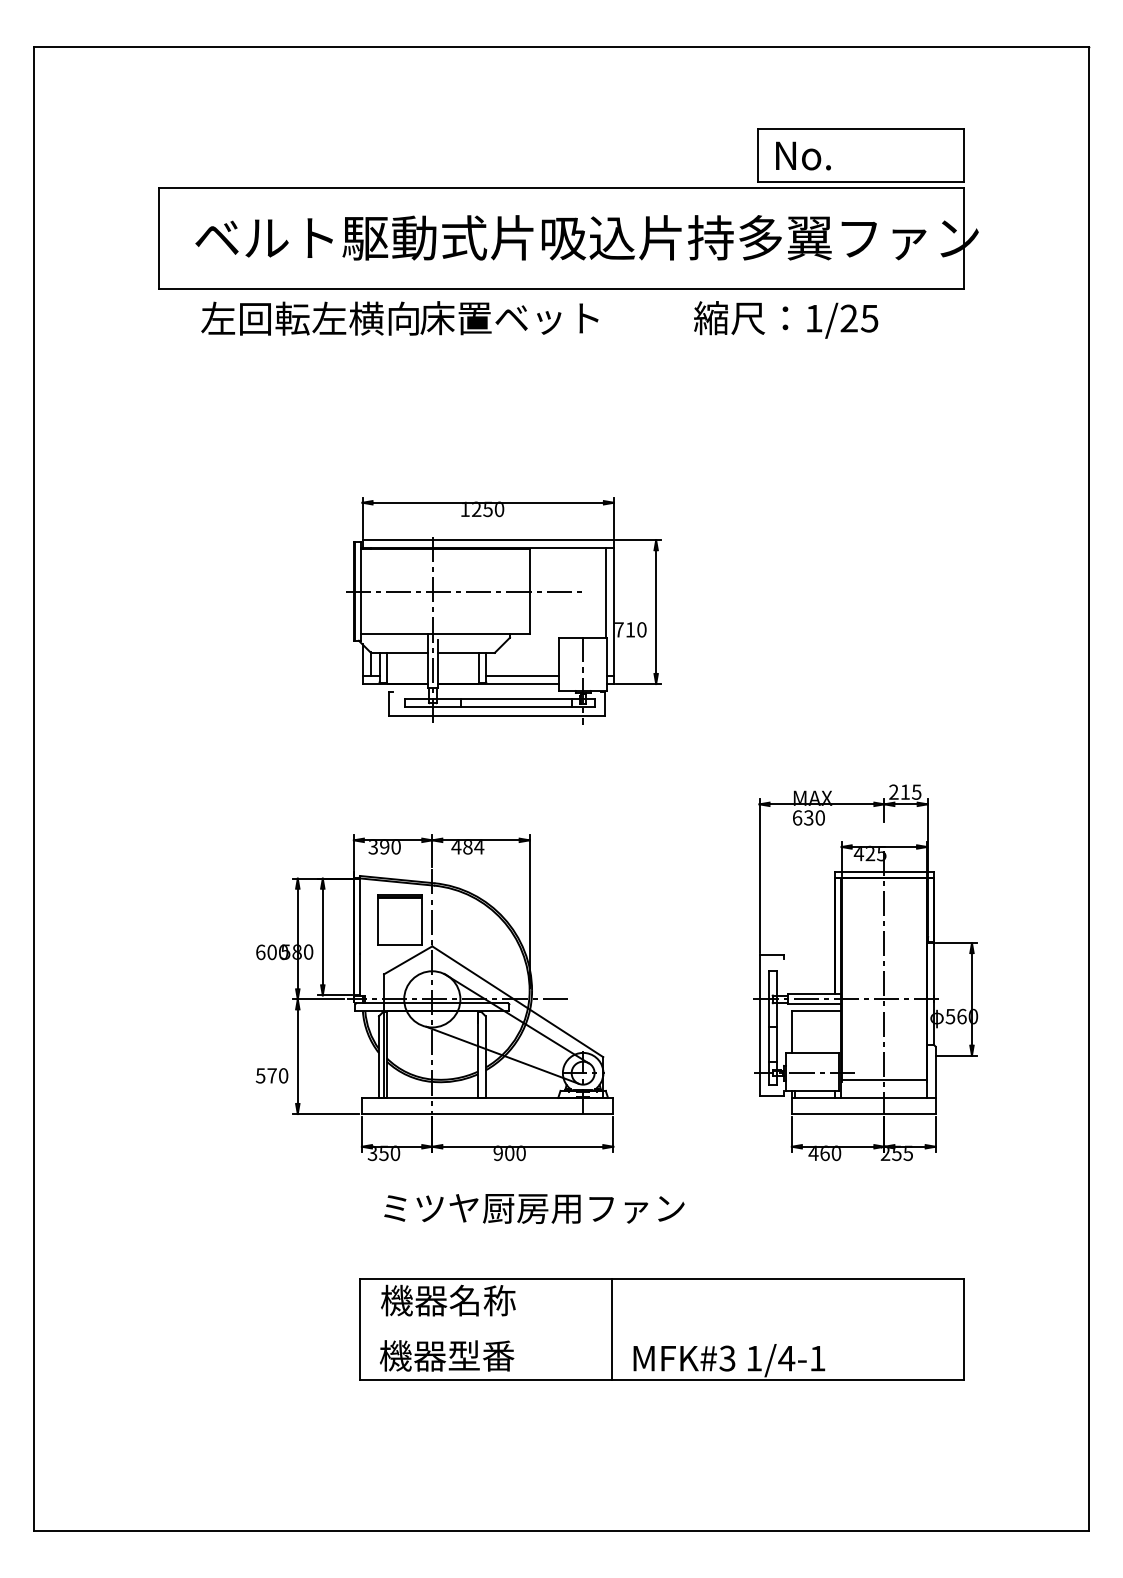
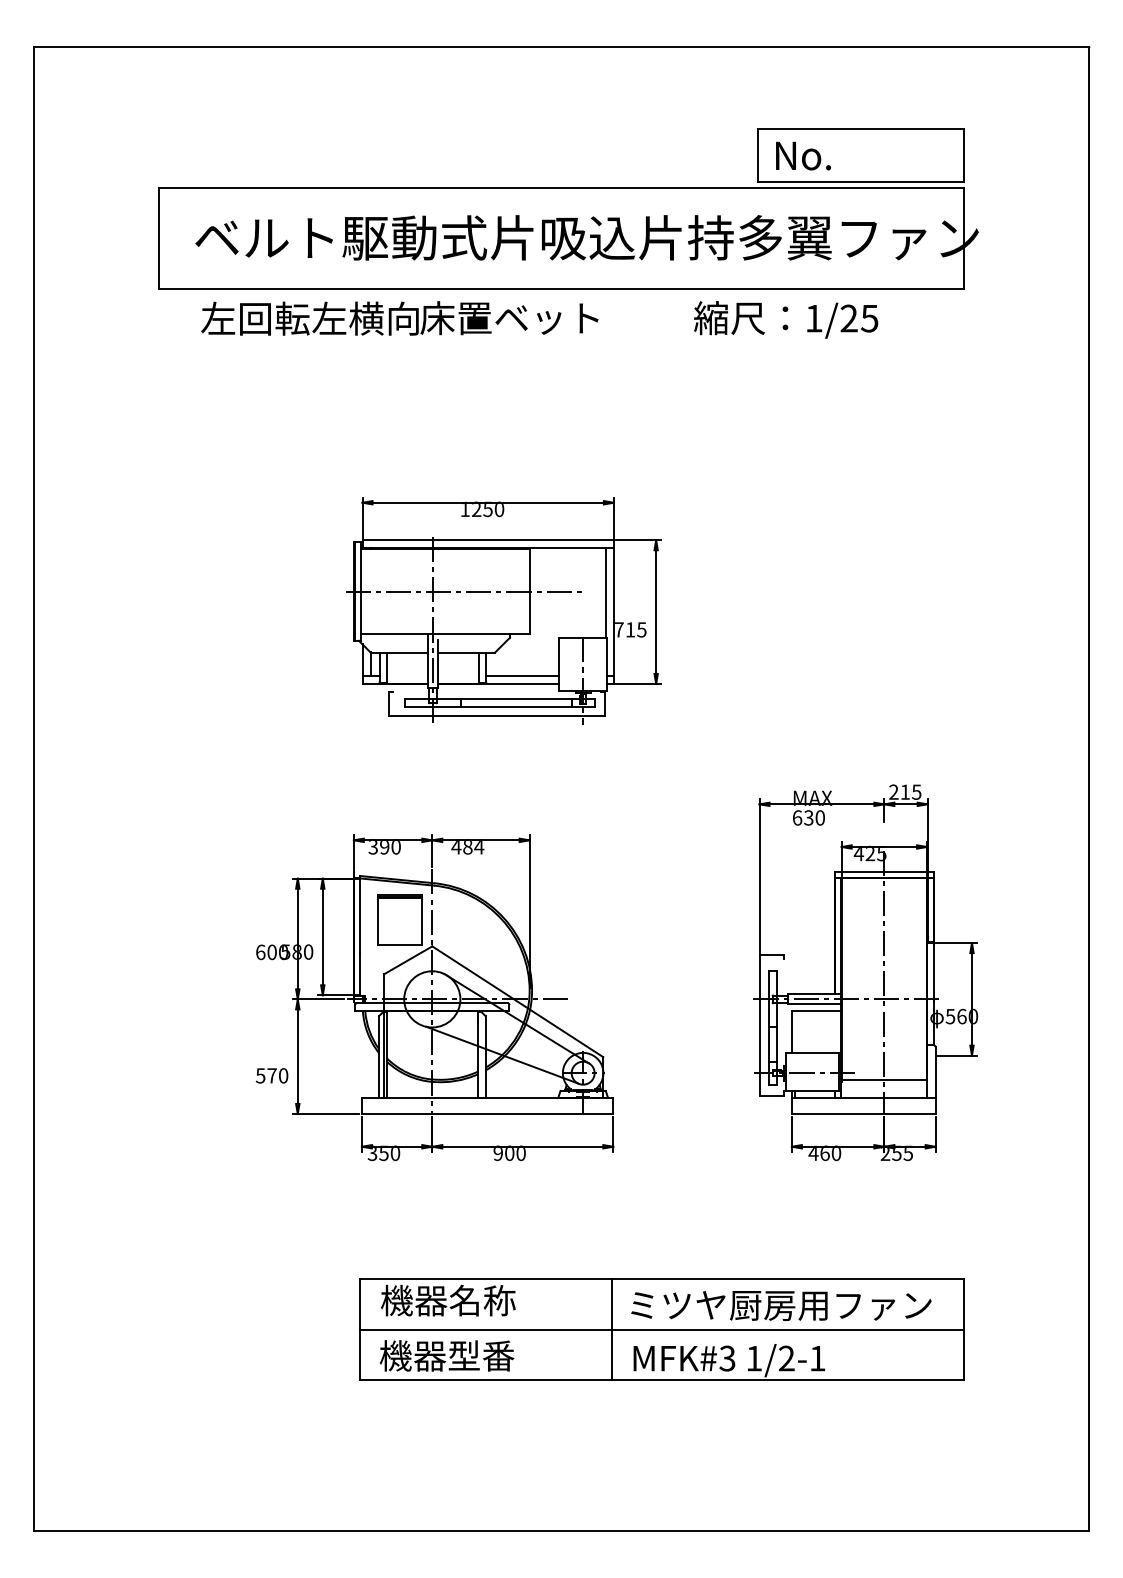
text: 710 -> 715 (641, 629)
text position: (534, 1208) -> (781, 1305) (781, 1305)
line: none -> present (661, 1329)
text: 1/4-1 -> 1/2-1 (786, 1358)
